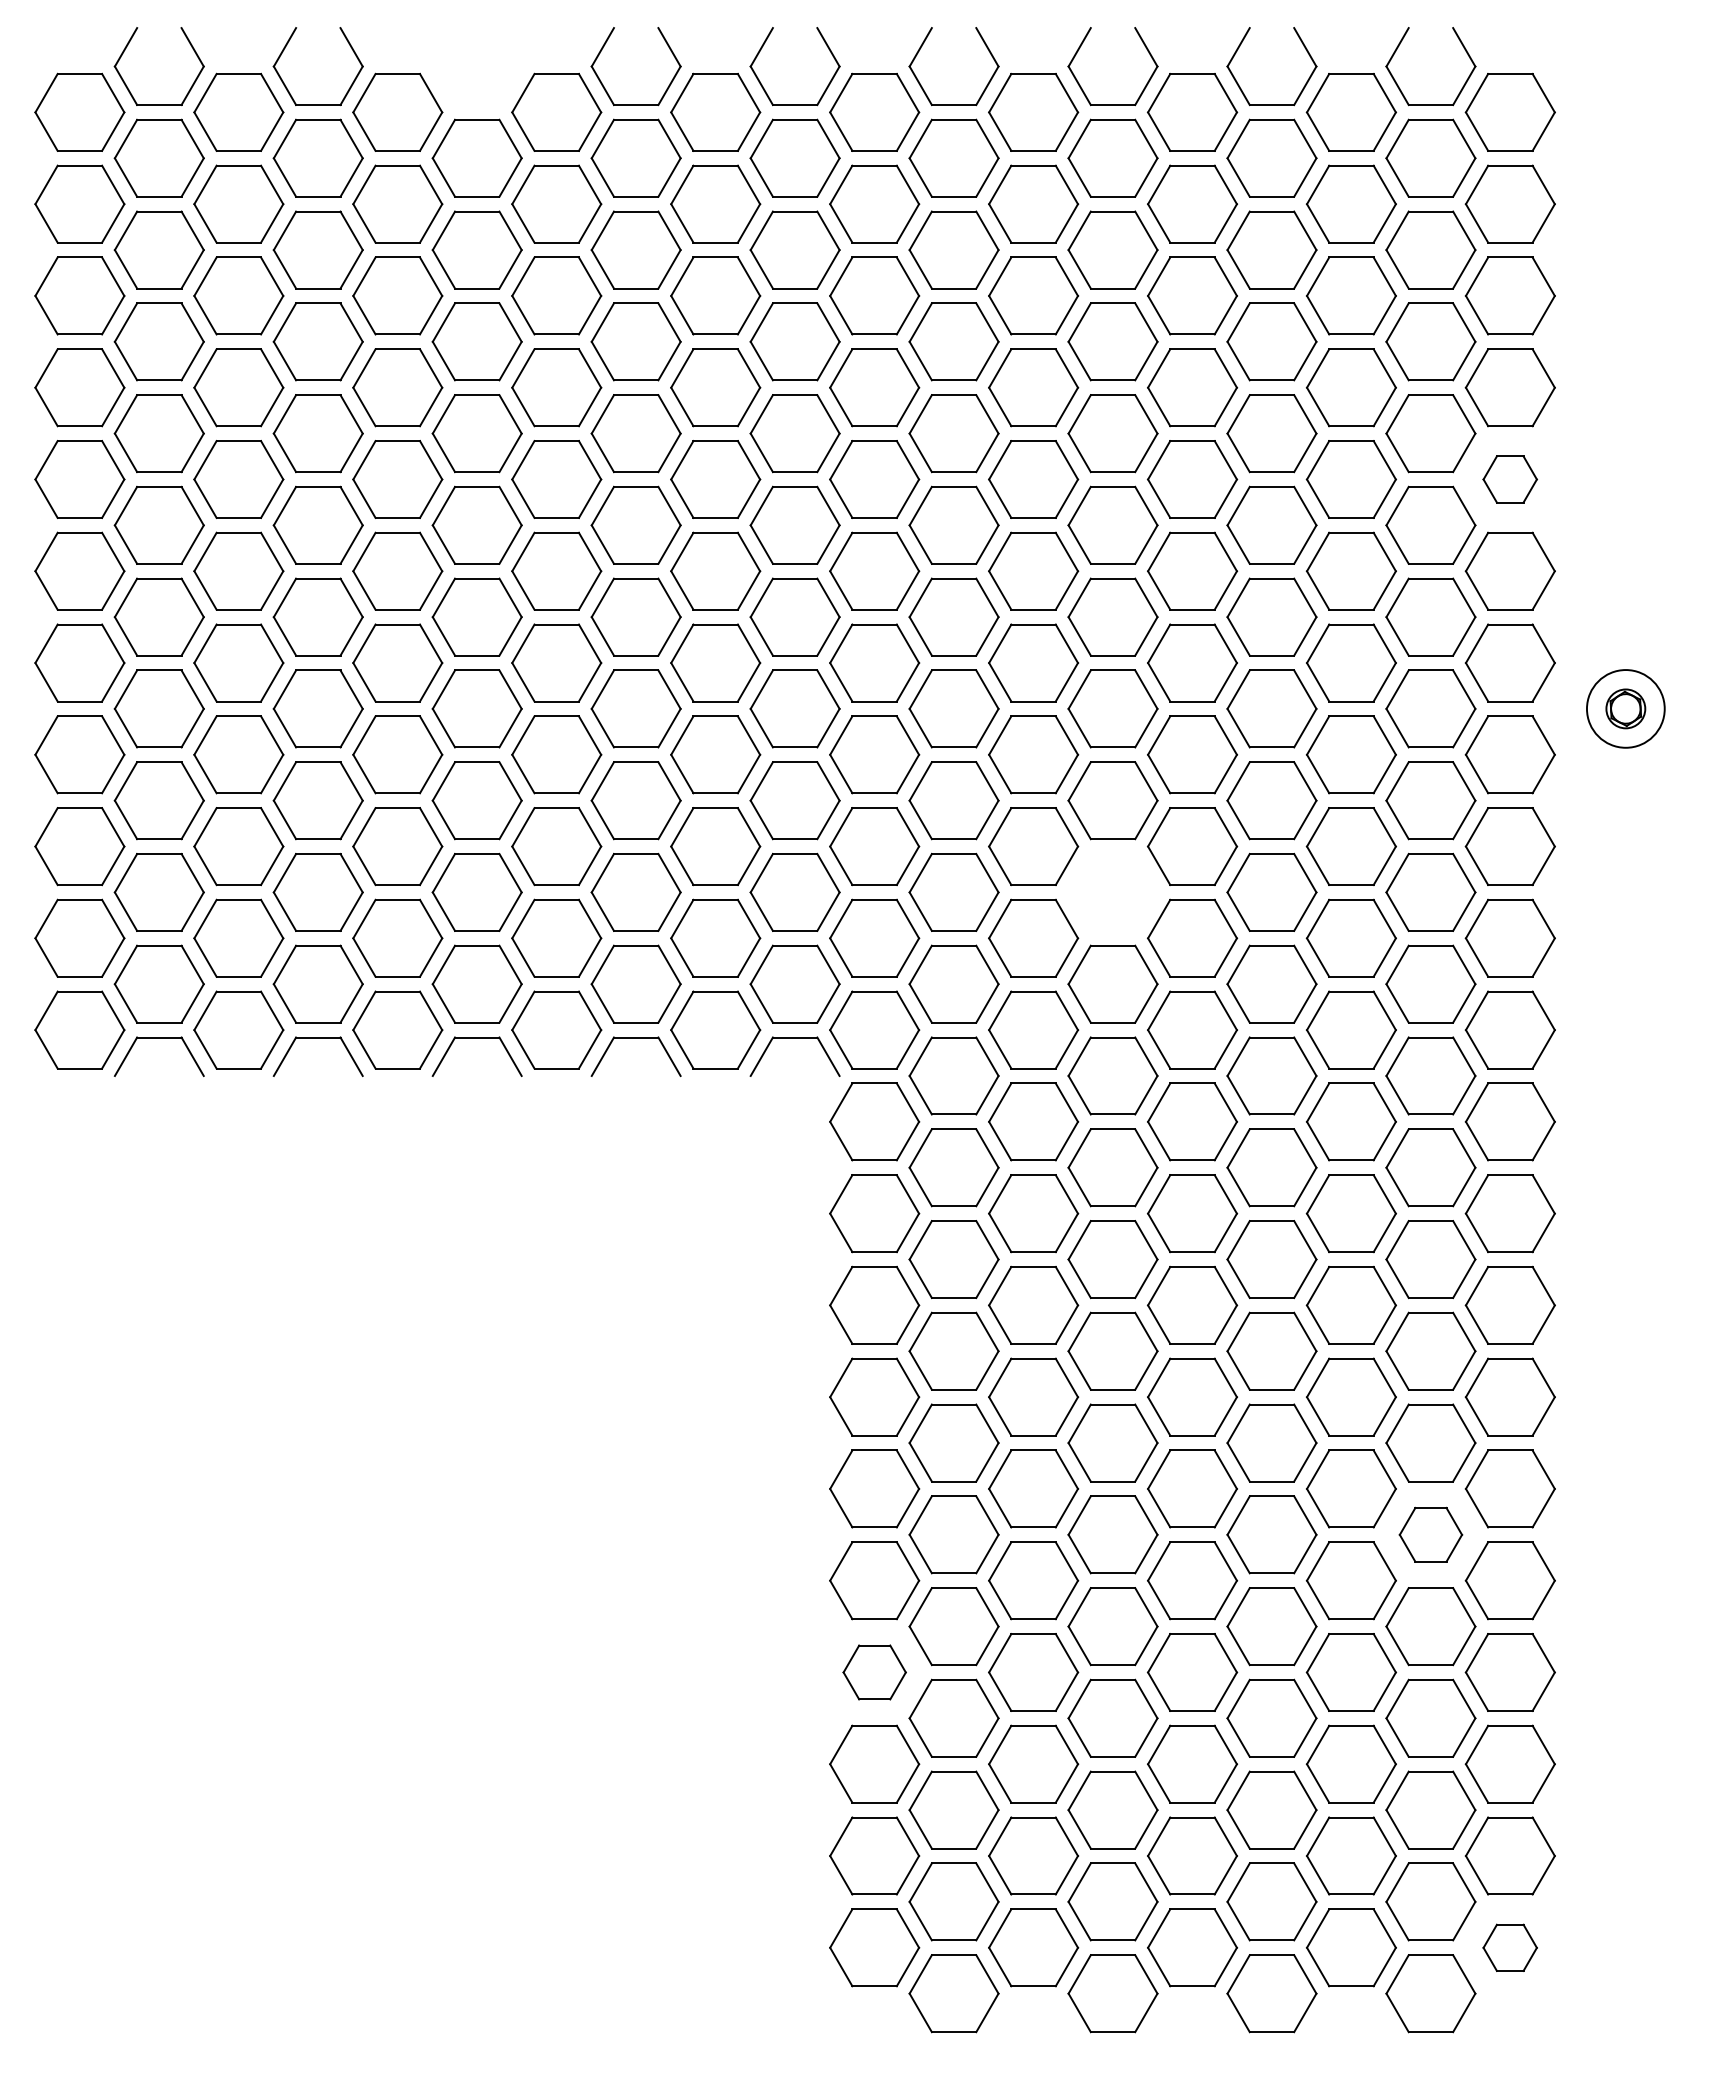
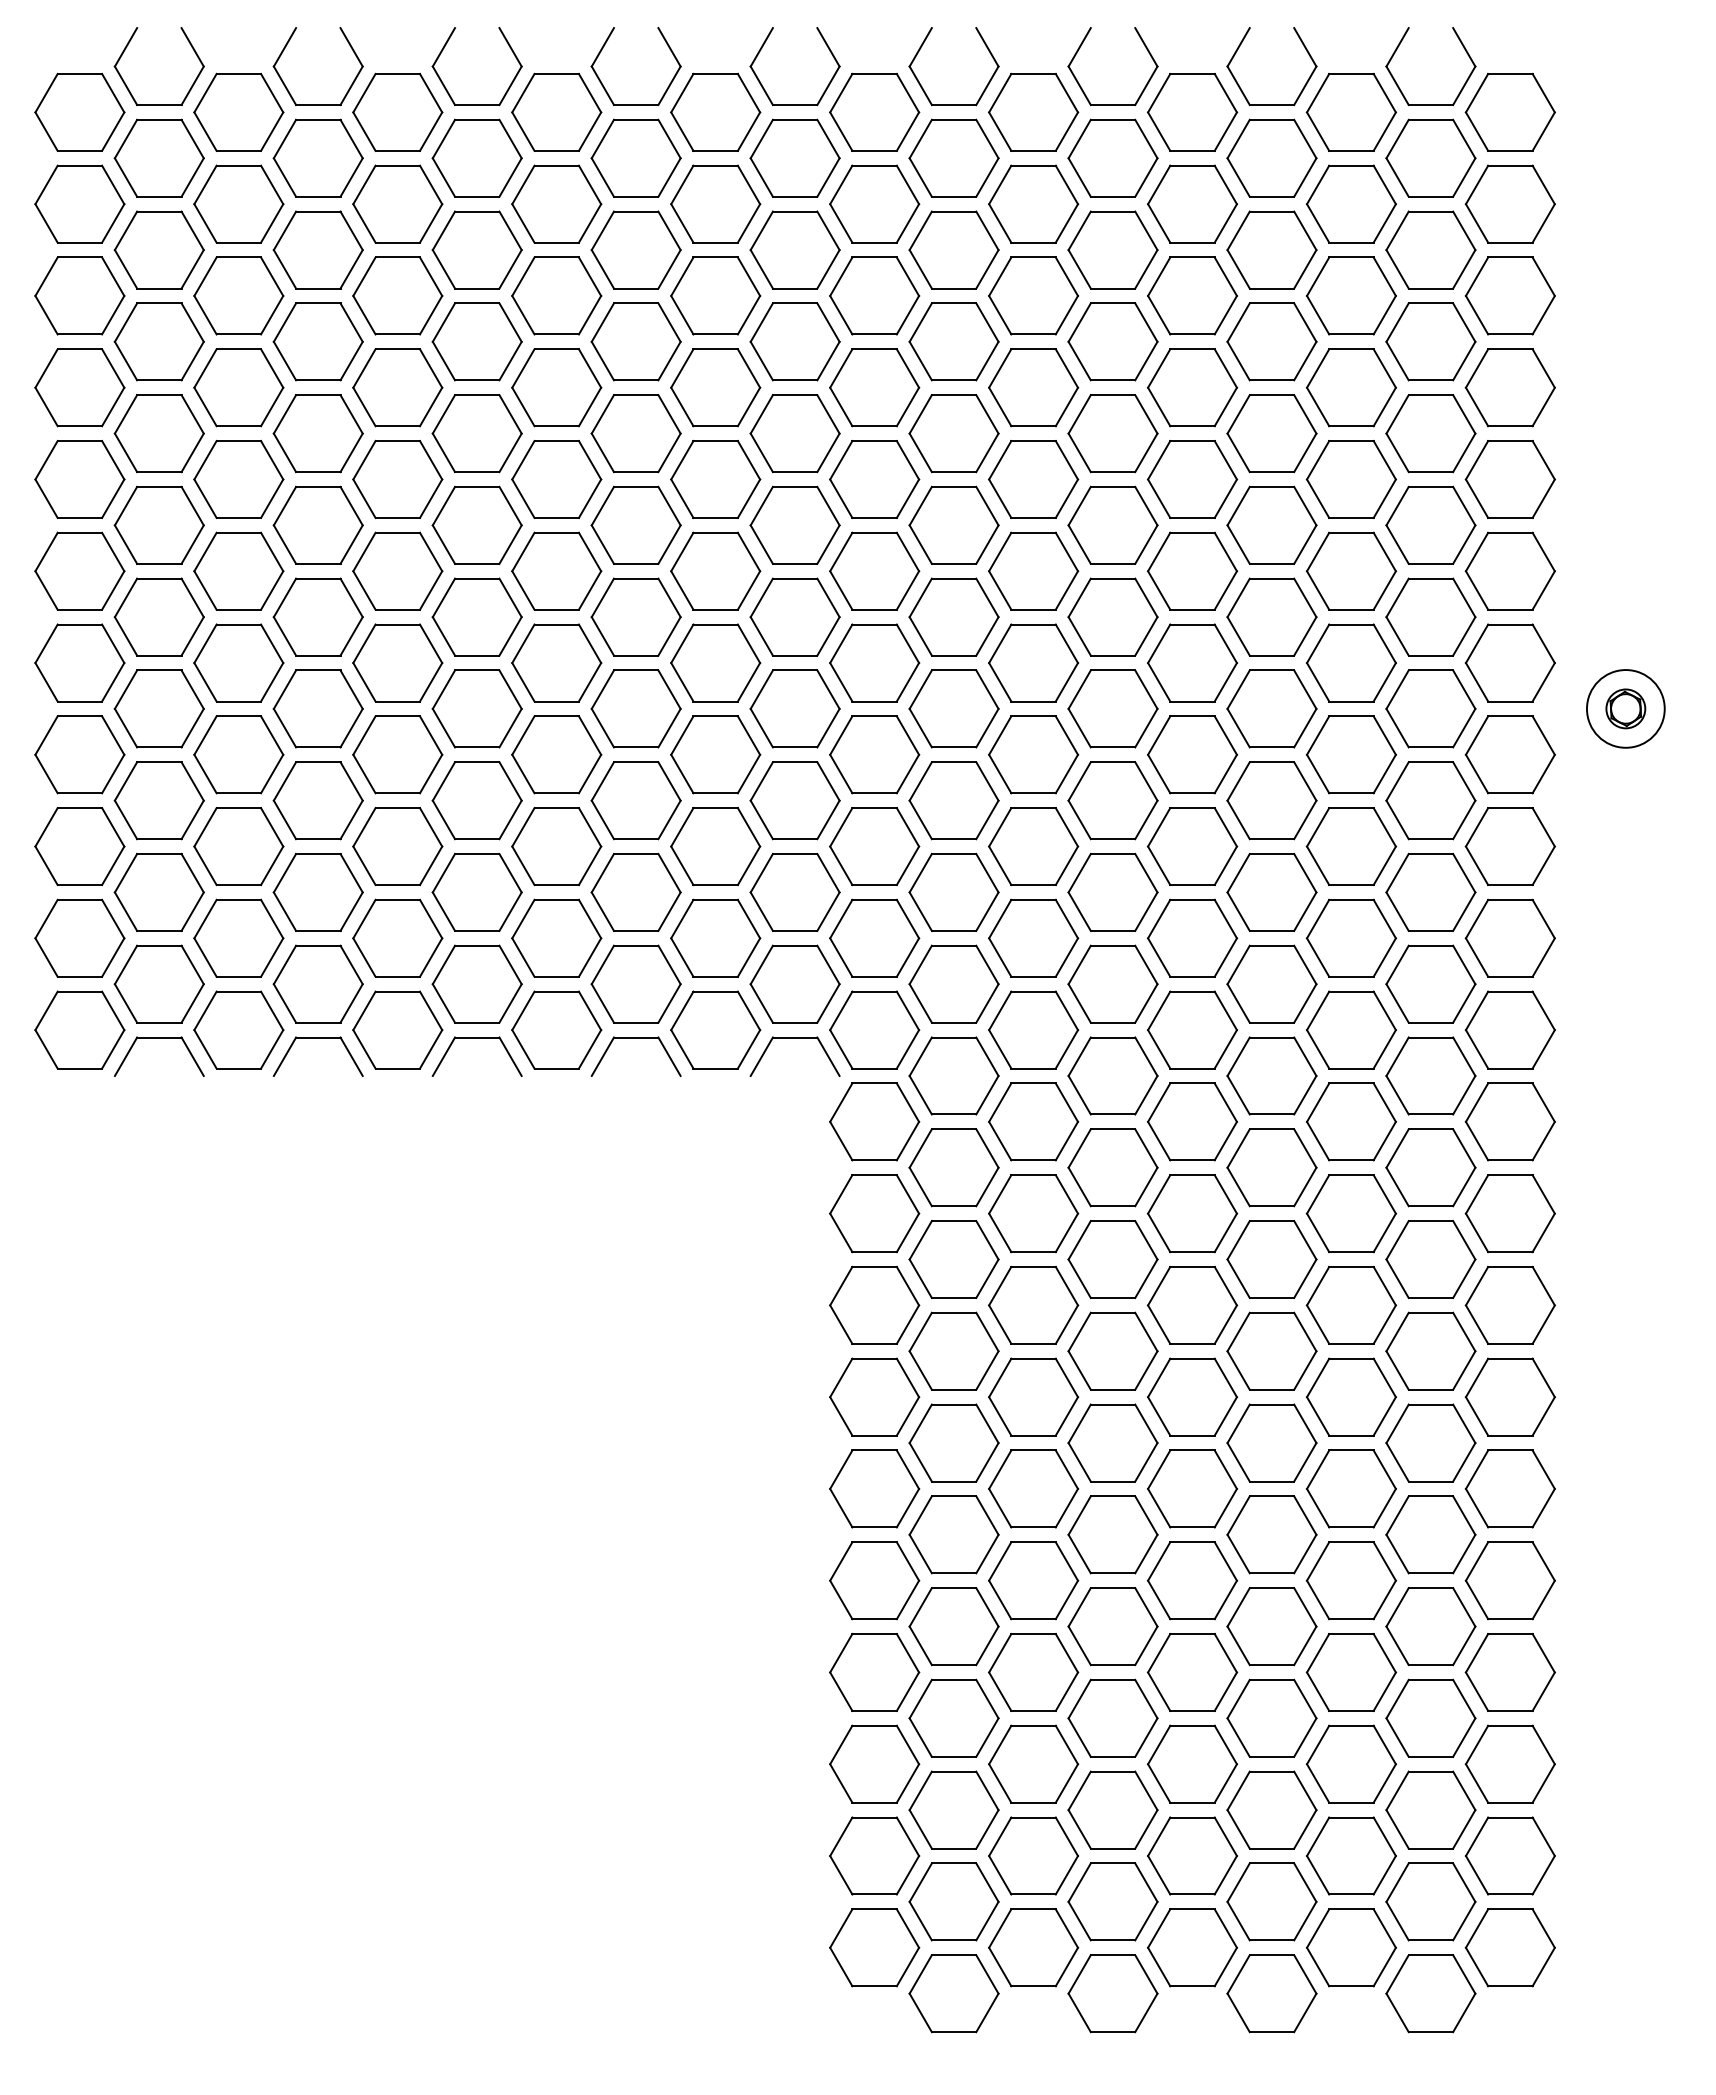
part: none -> present (446, 45)
part size: 56x49 px -> 92x79 px (1509, 479)
part: none -> present (1112, 891)
part size: 66x57 px -> 92x80 px (1430, 1534)
part size: 65x57 px -> 92x79 px (874, 1672)
part size: 56x49 px -> 92x80 px (1509, 1947)
